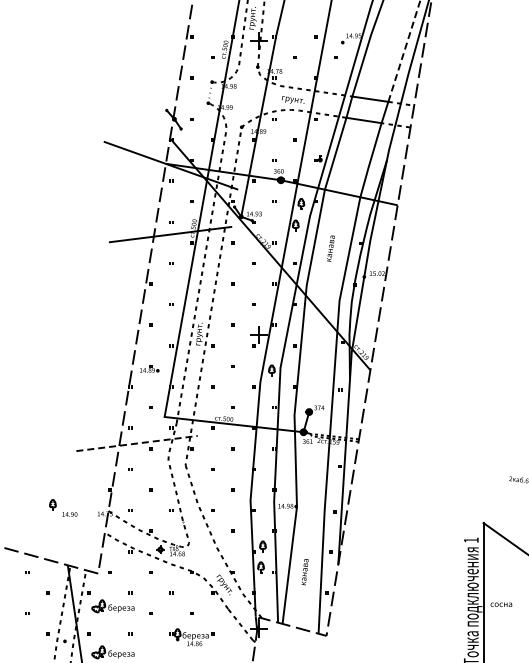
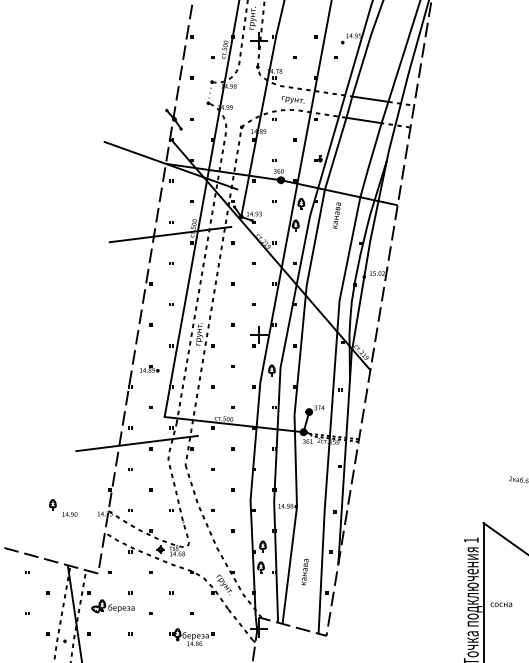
line: dashed -> solid (404, 50)
text position: (330, 248) -> (336, 215) (336, 215)
line: dashed -> solid (137, 443)
part: present -> none (112, 652)
